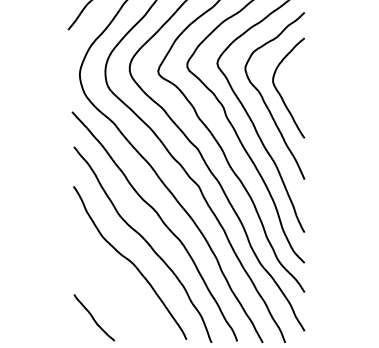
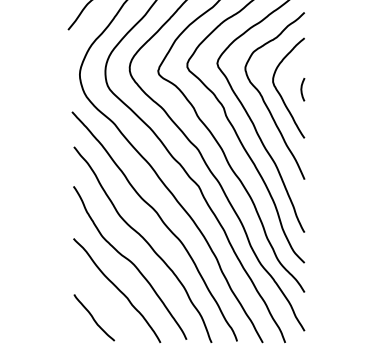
curve: none -> present (302, 89)
curve: none -> present (117, 289)
